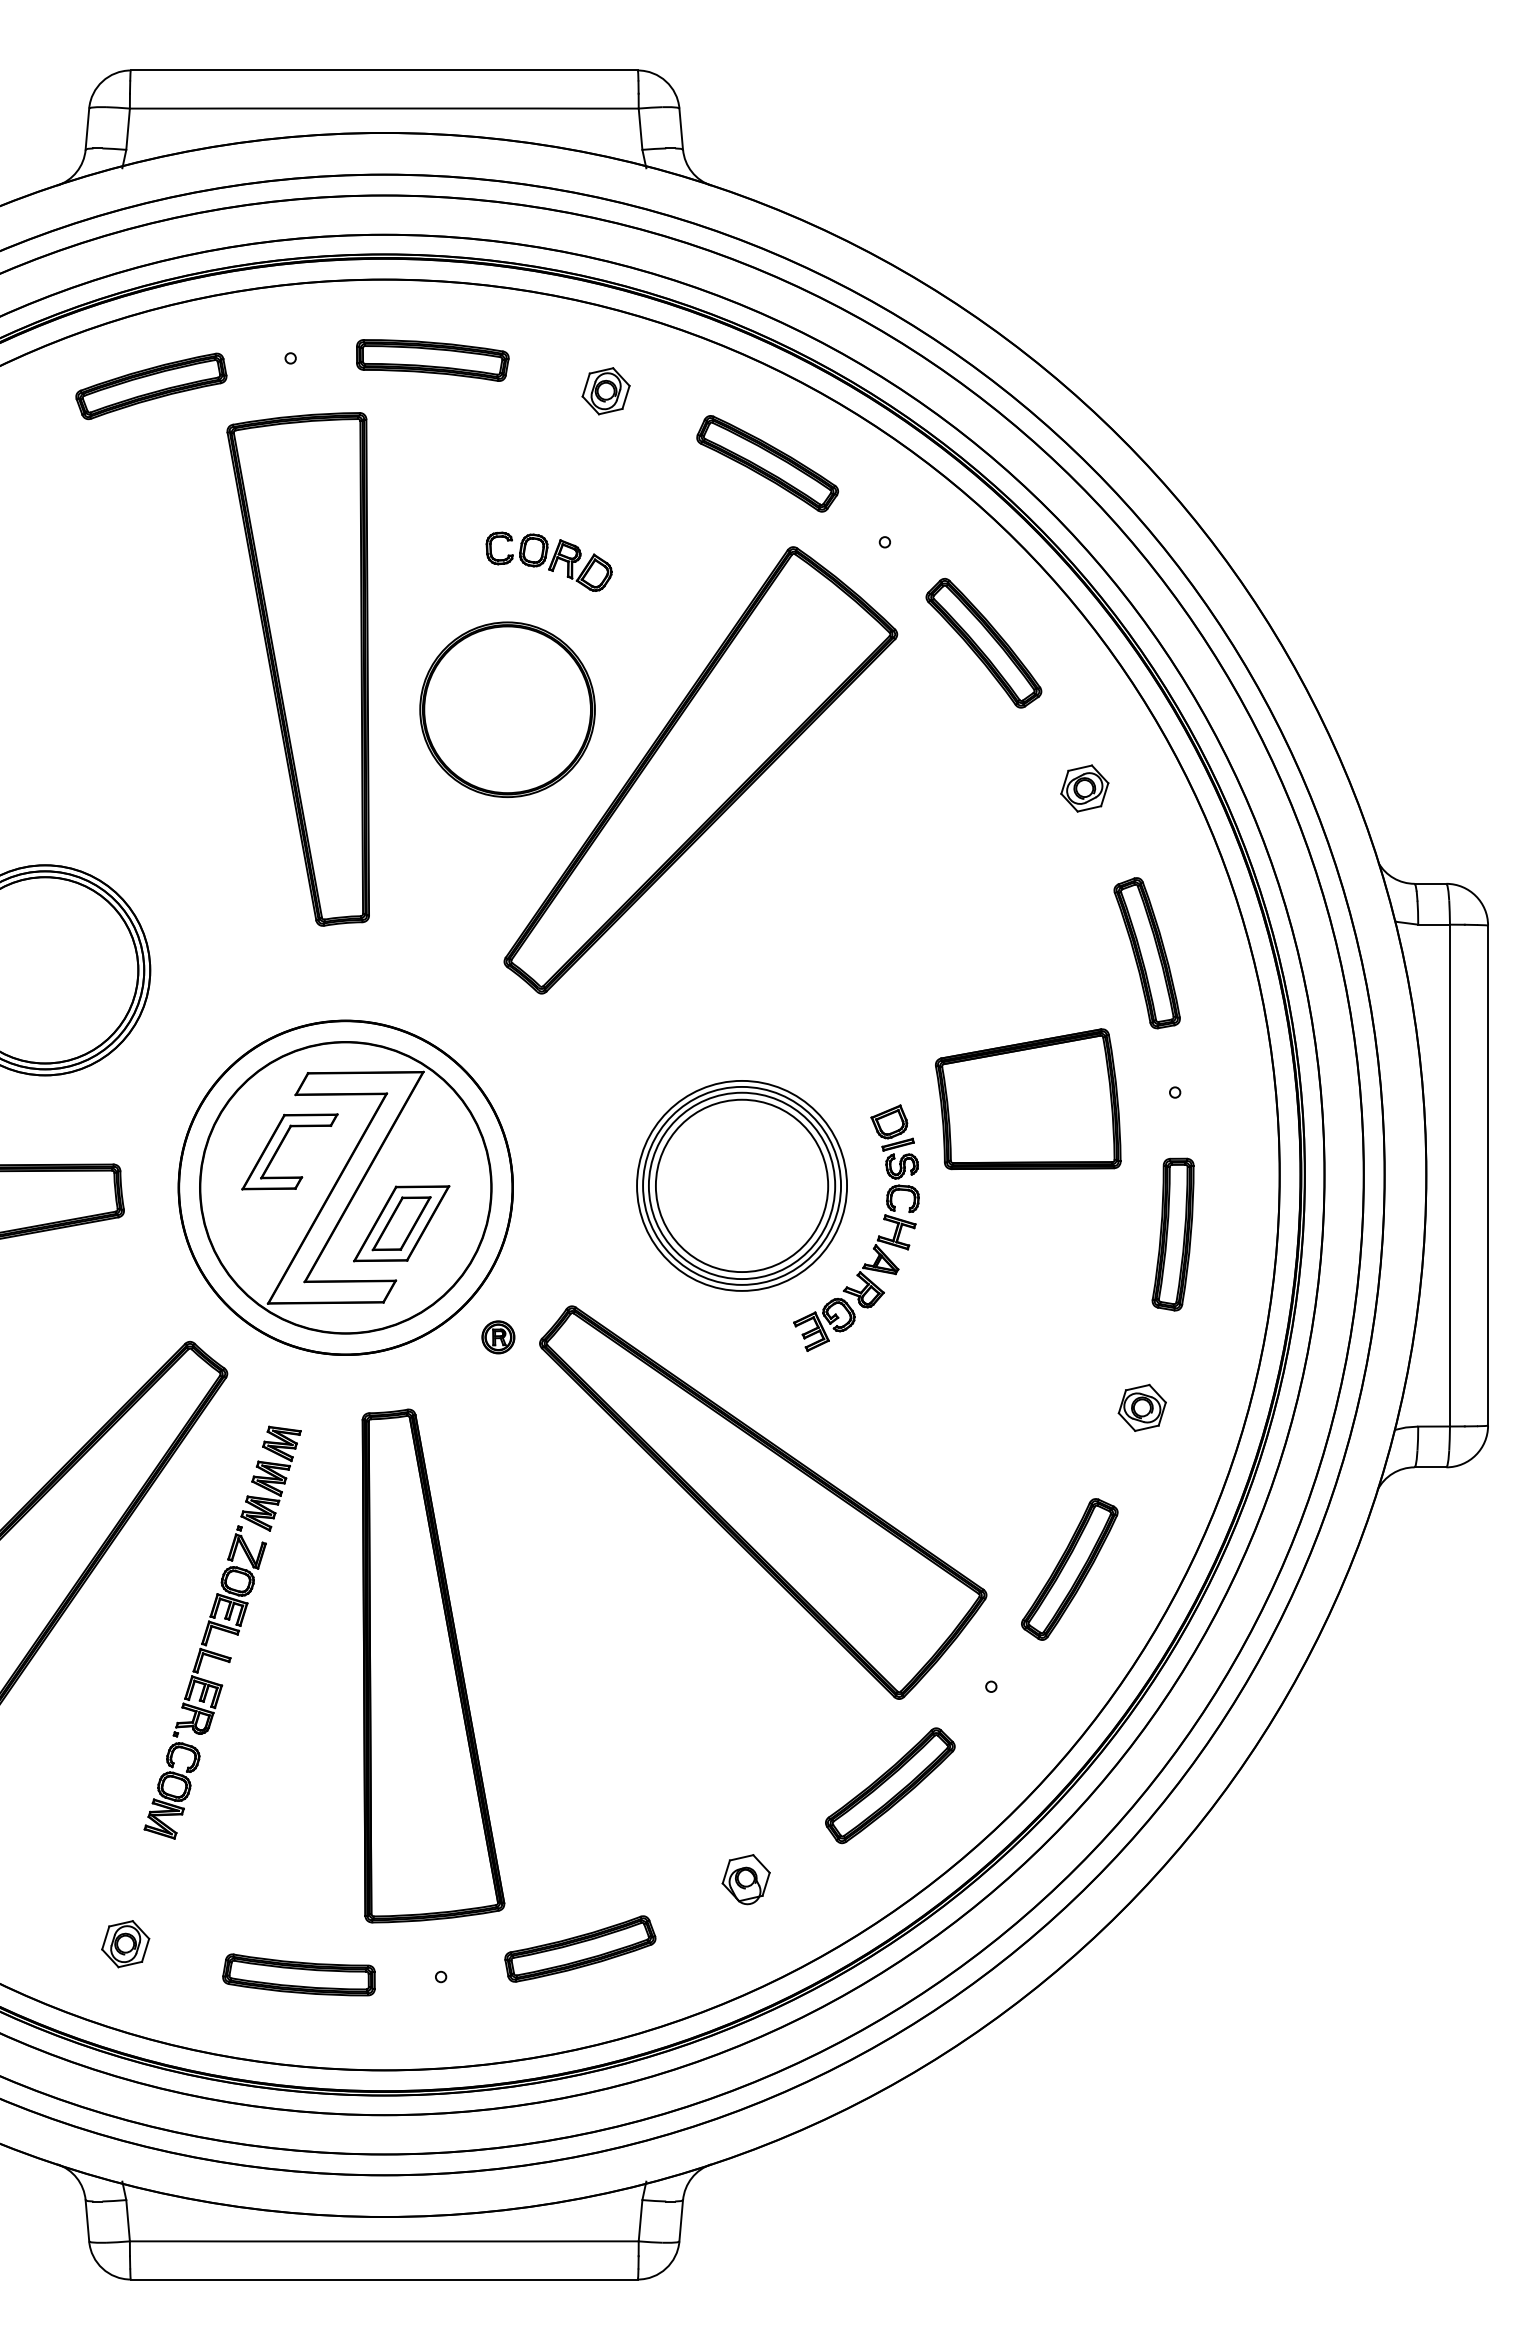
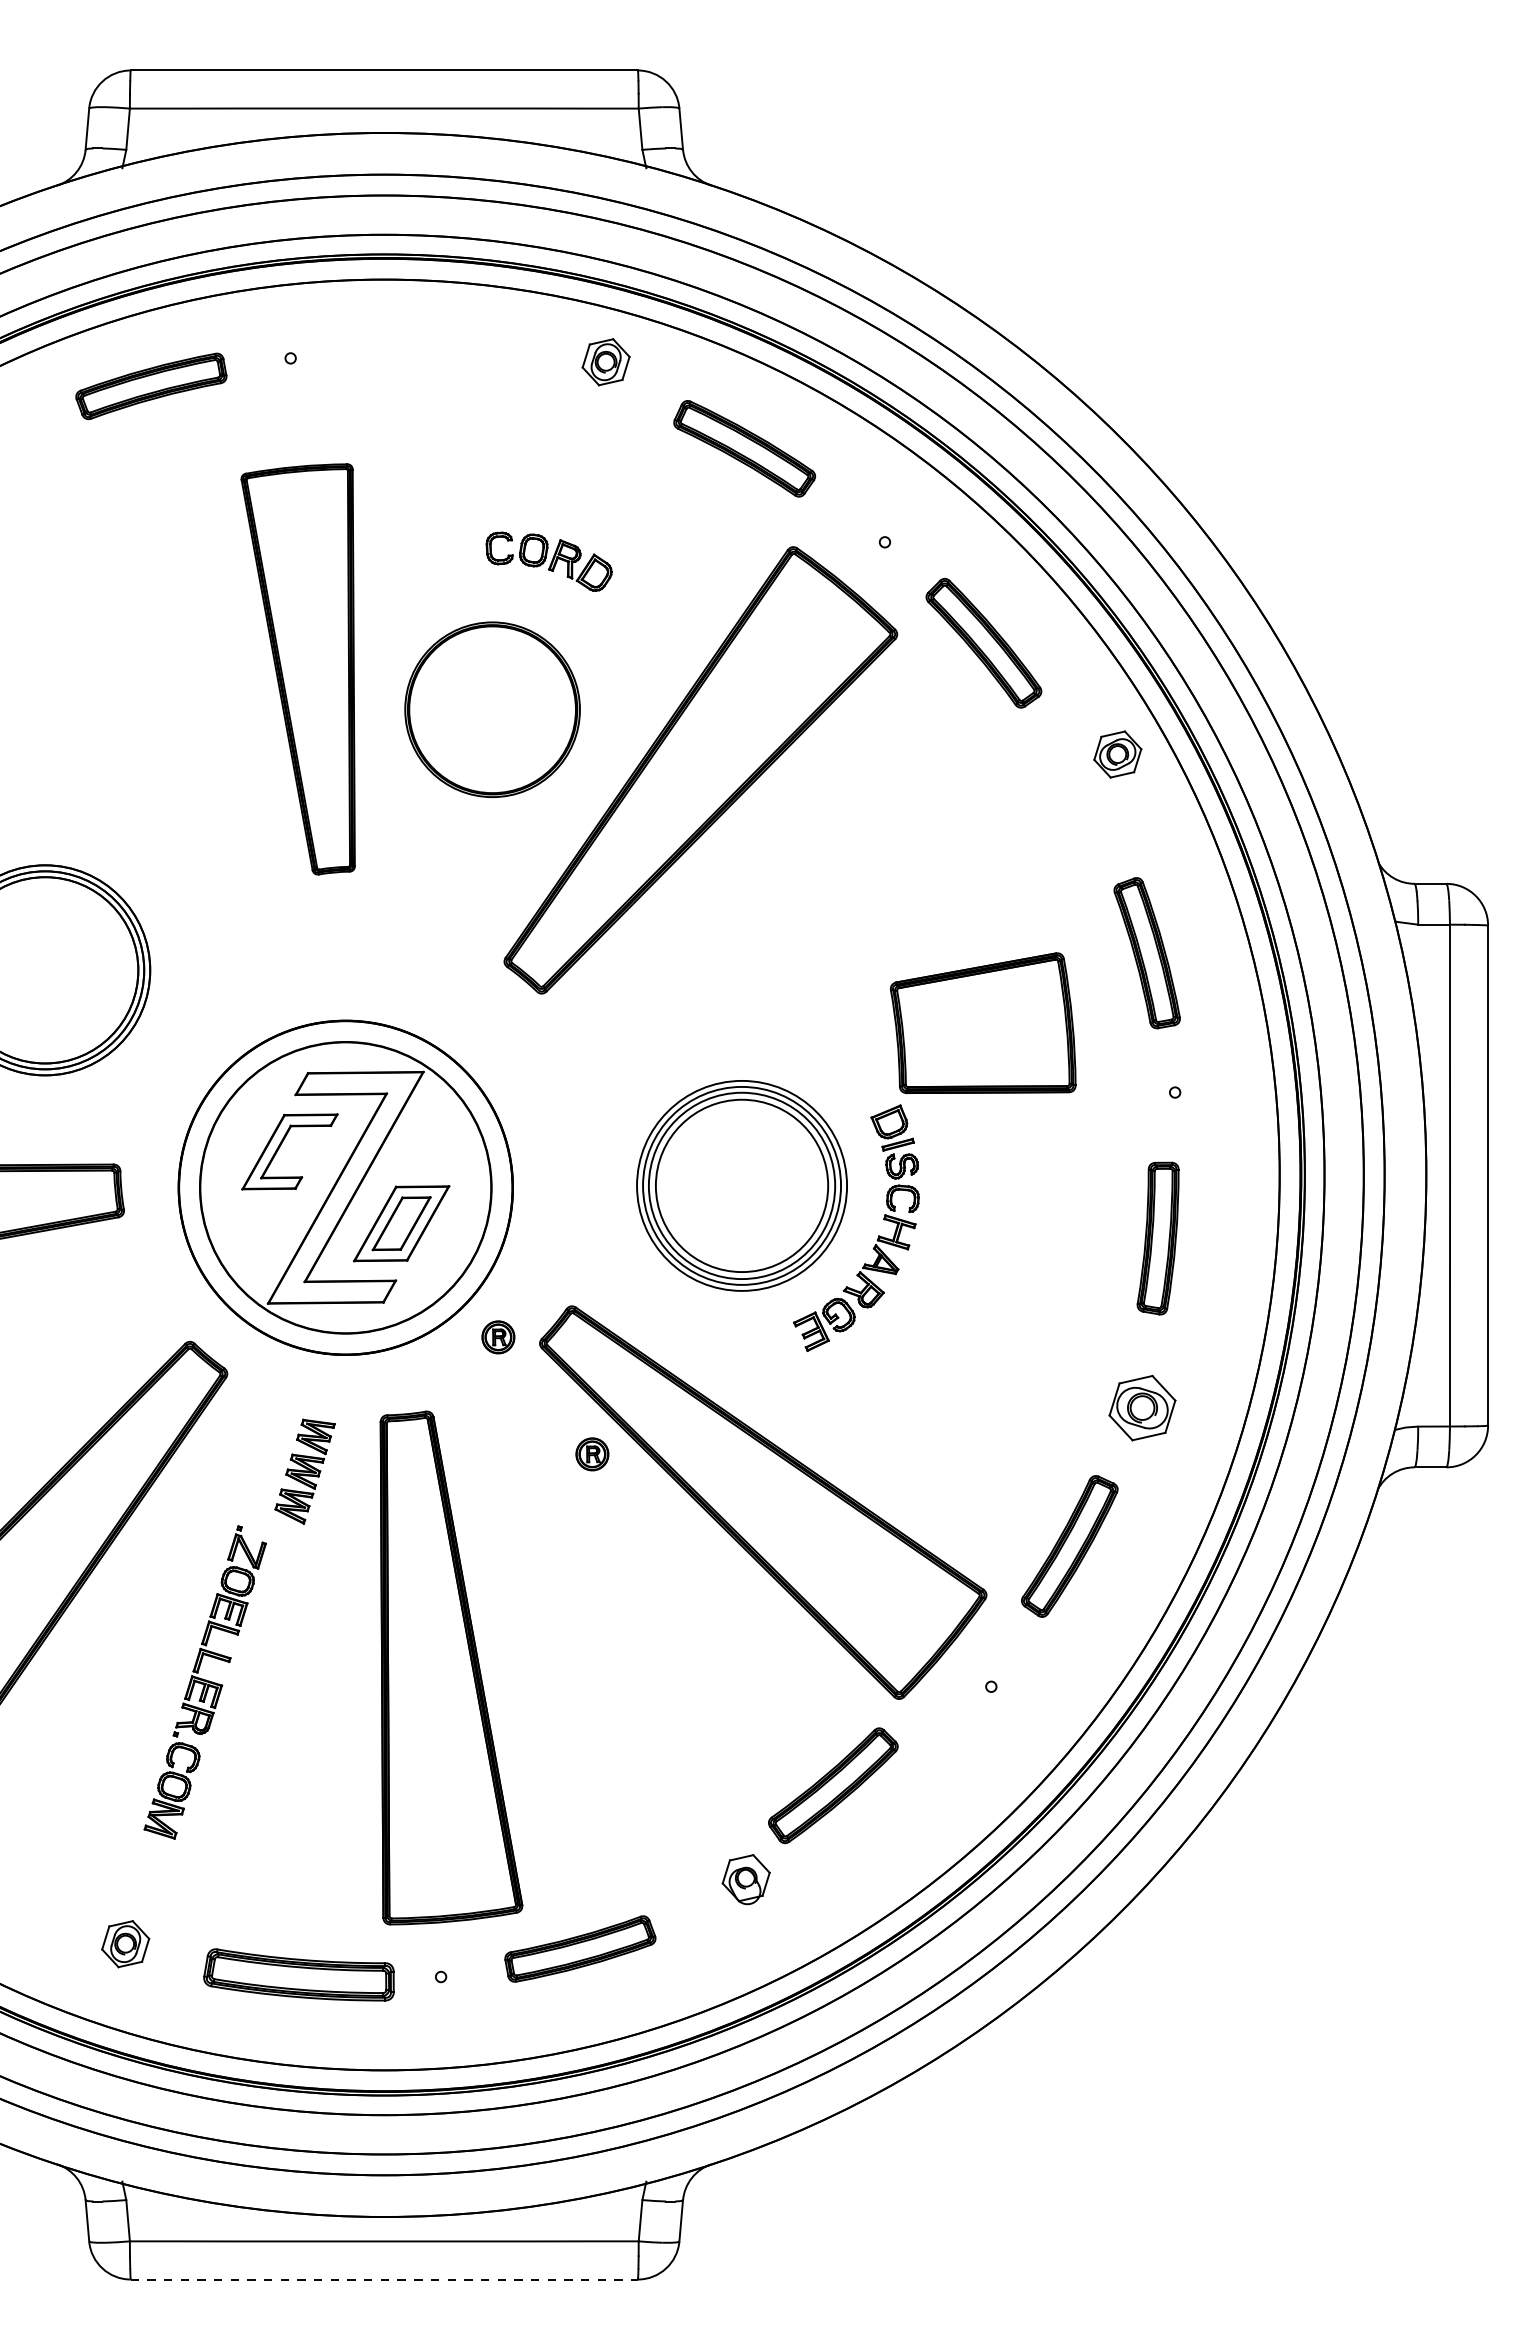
part: present -> none (432, 360)
part position: (605, 391) -> (605, 362) (605, 362)
part position: (767, 463) -> (744, 448) (744, 448)
part size: 144x515 px -> 116x413 px (297, 669)
part position: (507, 709) -> (492, 709) (492, 709)
part position: (1084, 788) -> (1117, 754) (1117, 754)
part position: (1028, 1099) -> (983, 1023) (983, 1023)
part position: (1172, 1234) -> (1157, 1238) (1157, 1238)
part size: 50x49 px -> 69x68 px (1142, 1407)
part: none -> present (592, 1454)
part position: (270, 1478) -> (304, 1471) (304, 1471)
part position: (1069, 1569) -> (1069, 1546) (1069, 1546)
part position: (433, 1665) -> (451, 1667) (451, 1667)
part position: (890, 1785) -> (833, 1785) (833, 1785)
part size: 154x44 px -> 192x54 px (298, 1974)
line: solid -> dashed (384, 2279)
